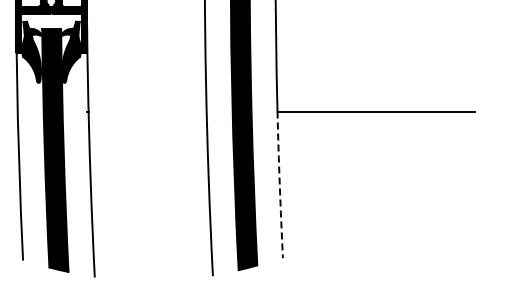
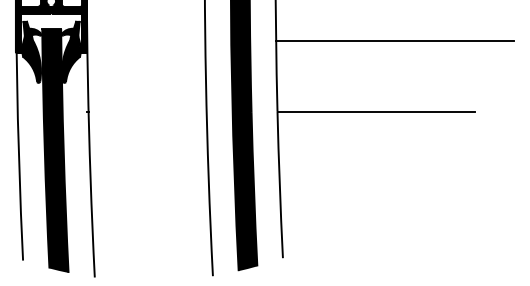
line: none -> present (395, 40)
arc: dashed -> solid (279, 184)
